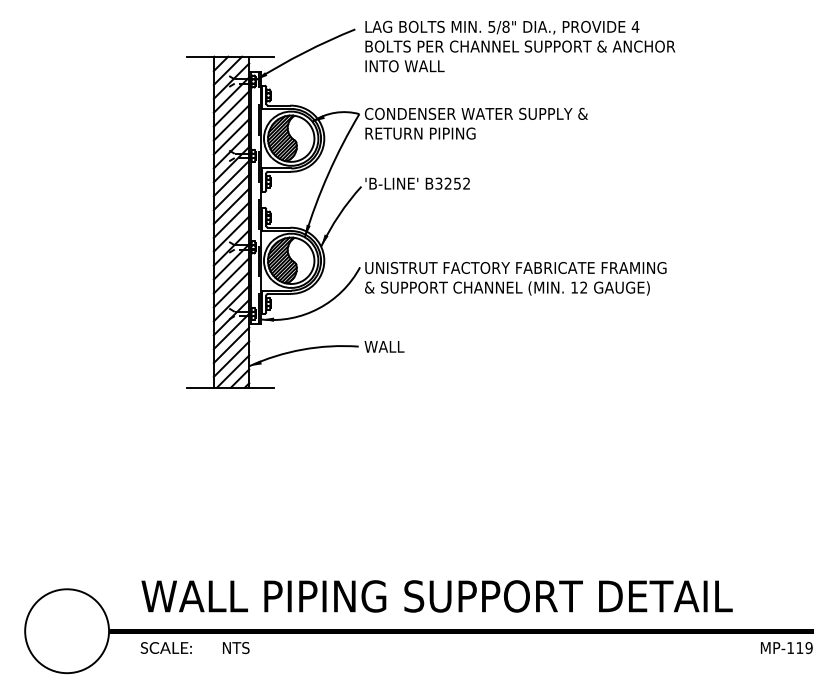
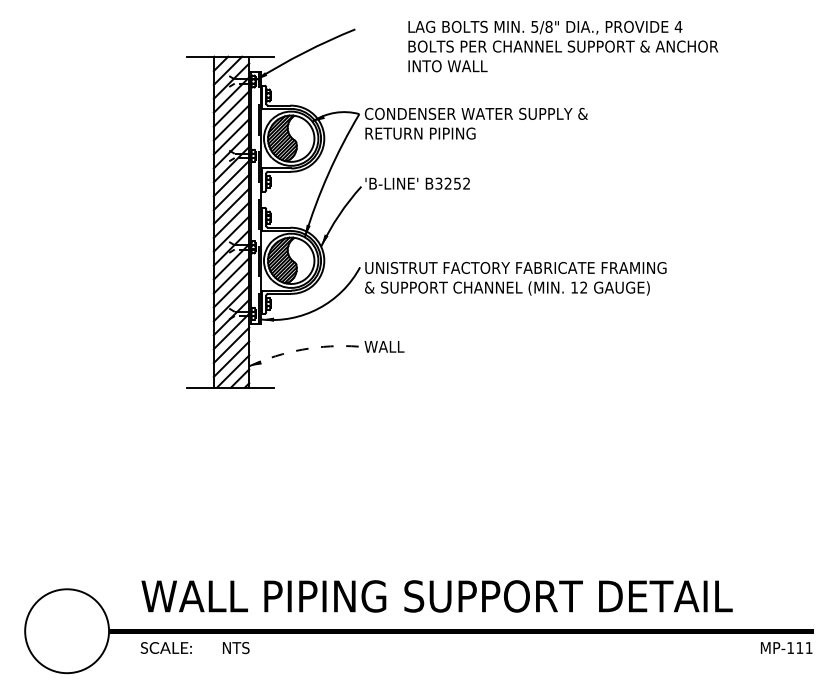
text position: (520, 46) -> (563, 46) (563, 46)
arc: solid -> dashed (302, 349)
text: MP-119 -> MP-111 (808, 648)
